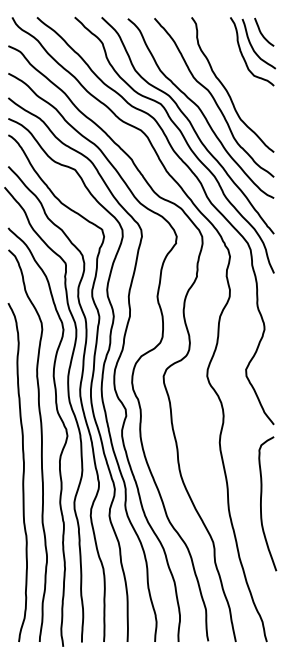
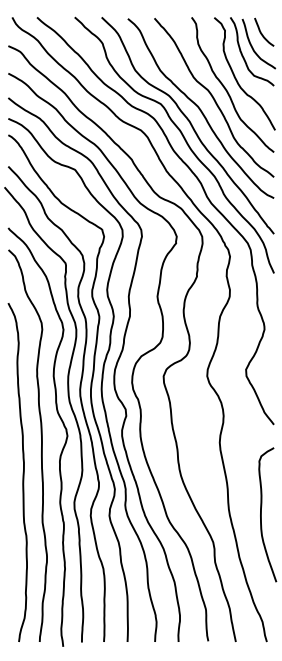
curve: none -> present (235, 75)
curve position: (261, 503) -> (261, 514) (261, 514)
